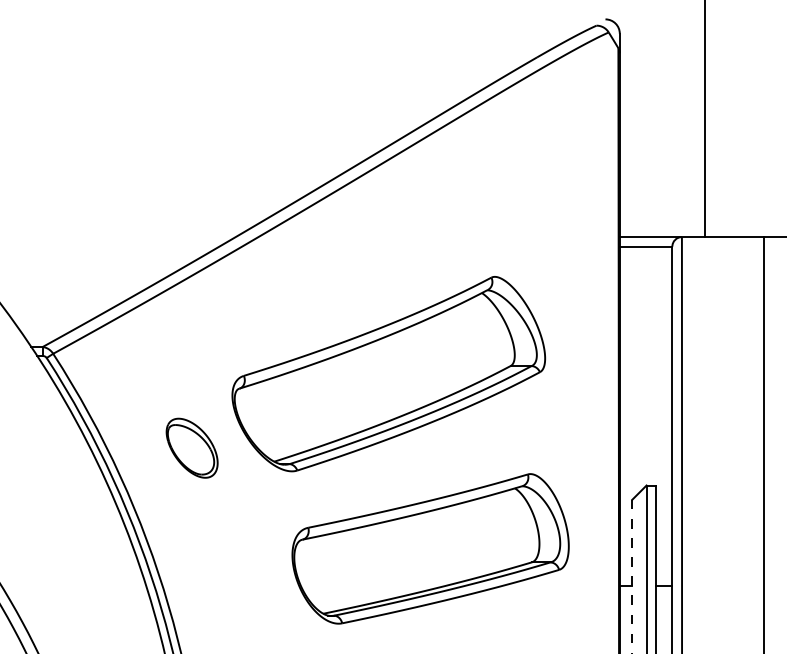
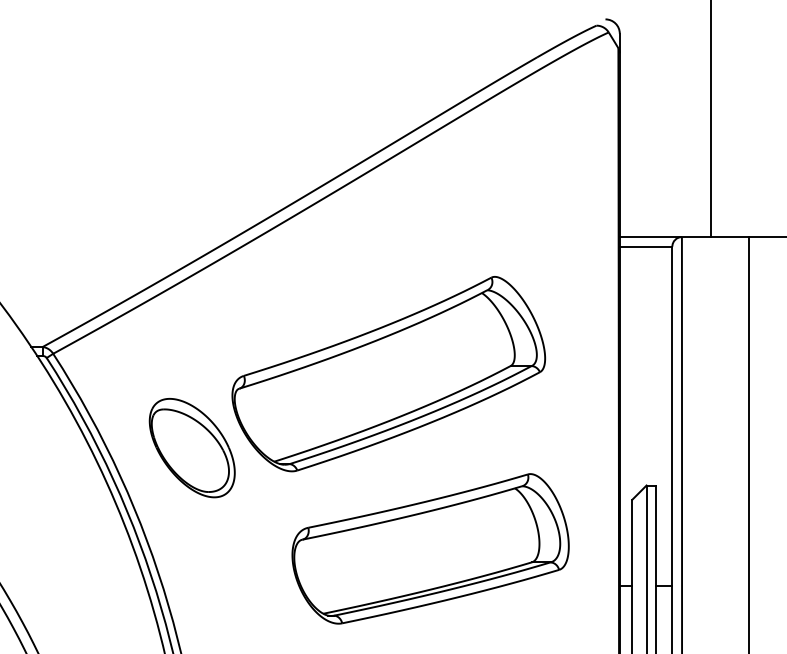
line position: (704, 119) -> (710, 119) (710, 119)
line position: (763, 443) -> (748, 443) (748, 443)
part size: 54x62 px -> 88x101 px (191, 448)
line: dashed -> solid (632, 576)
